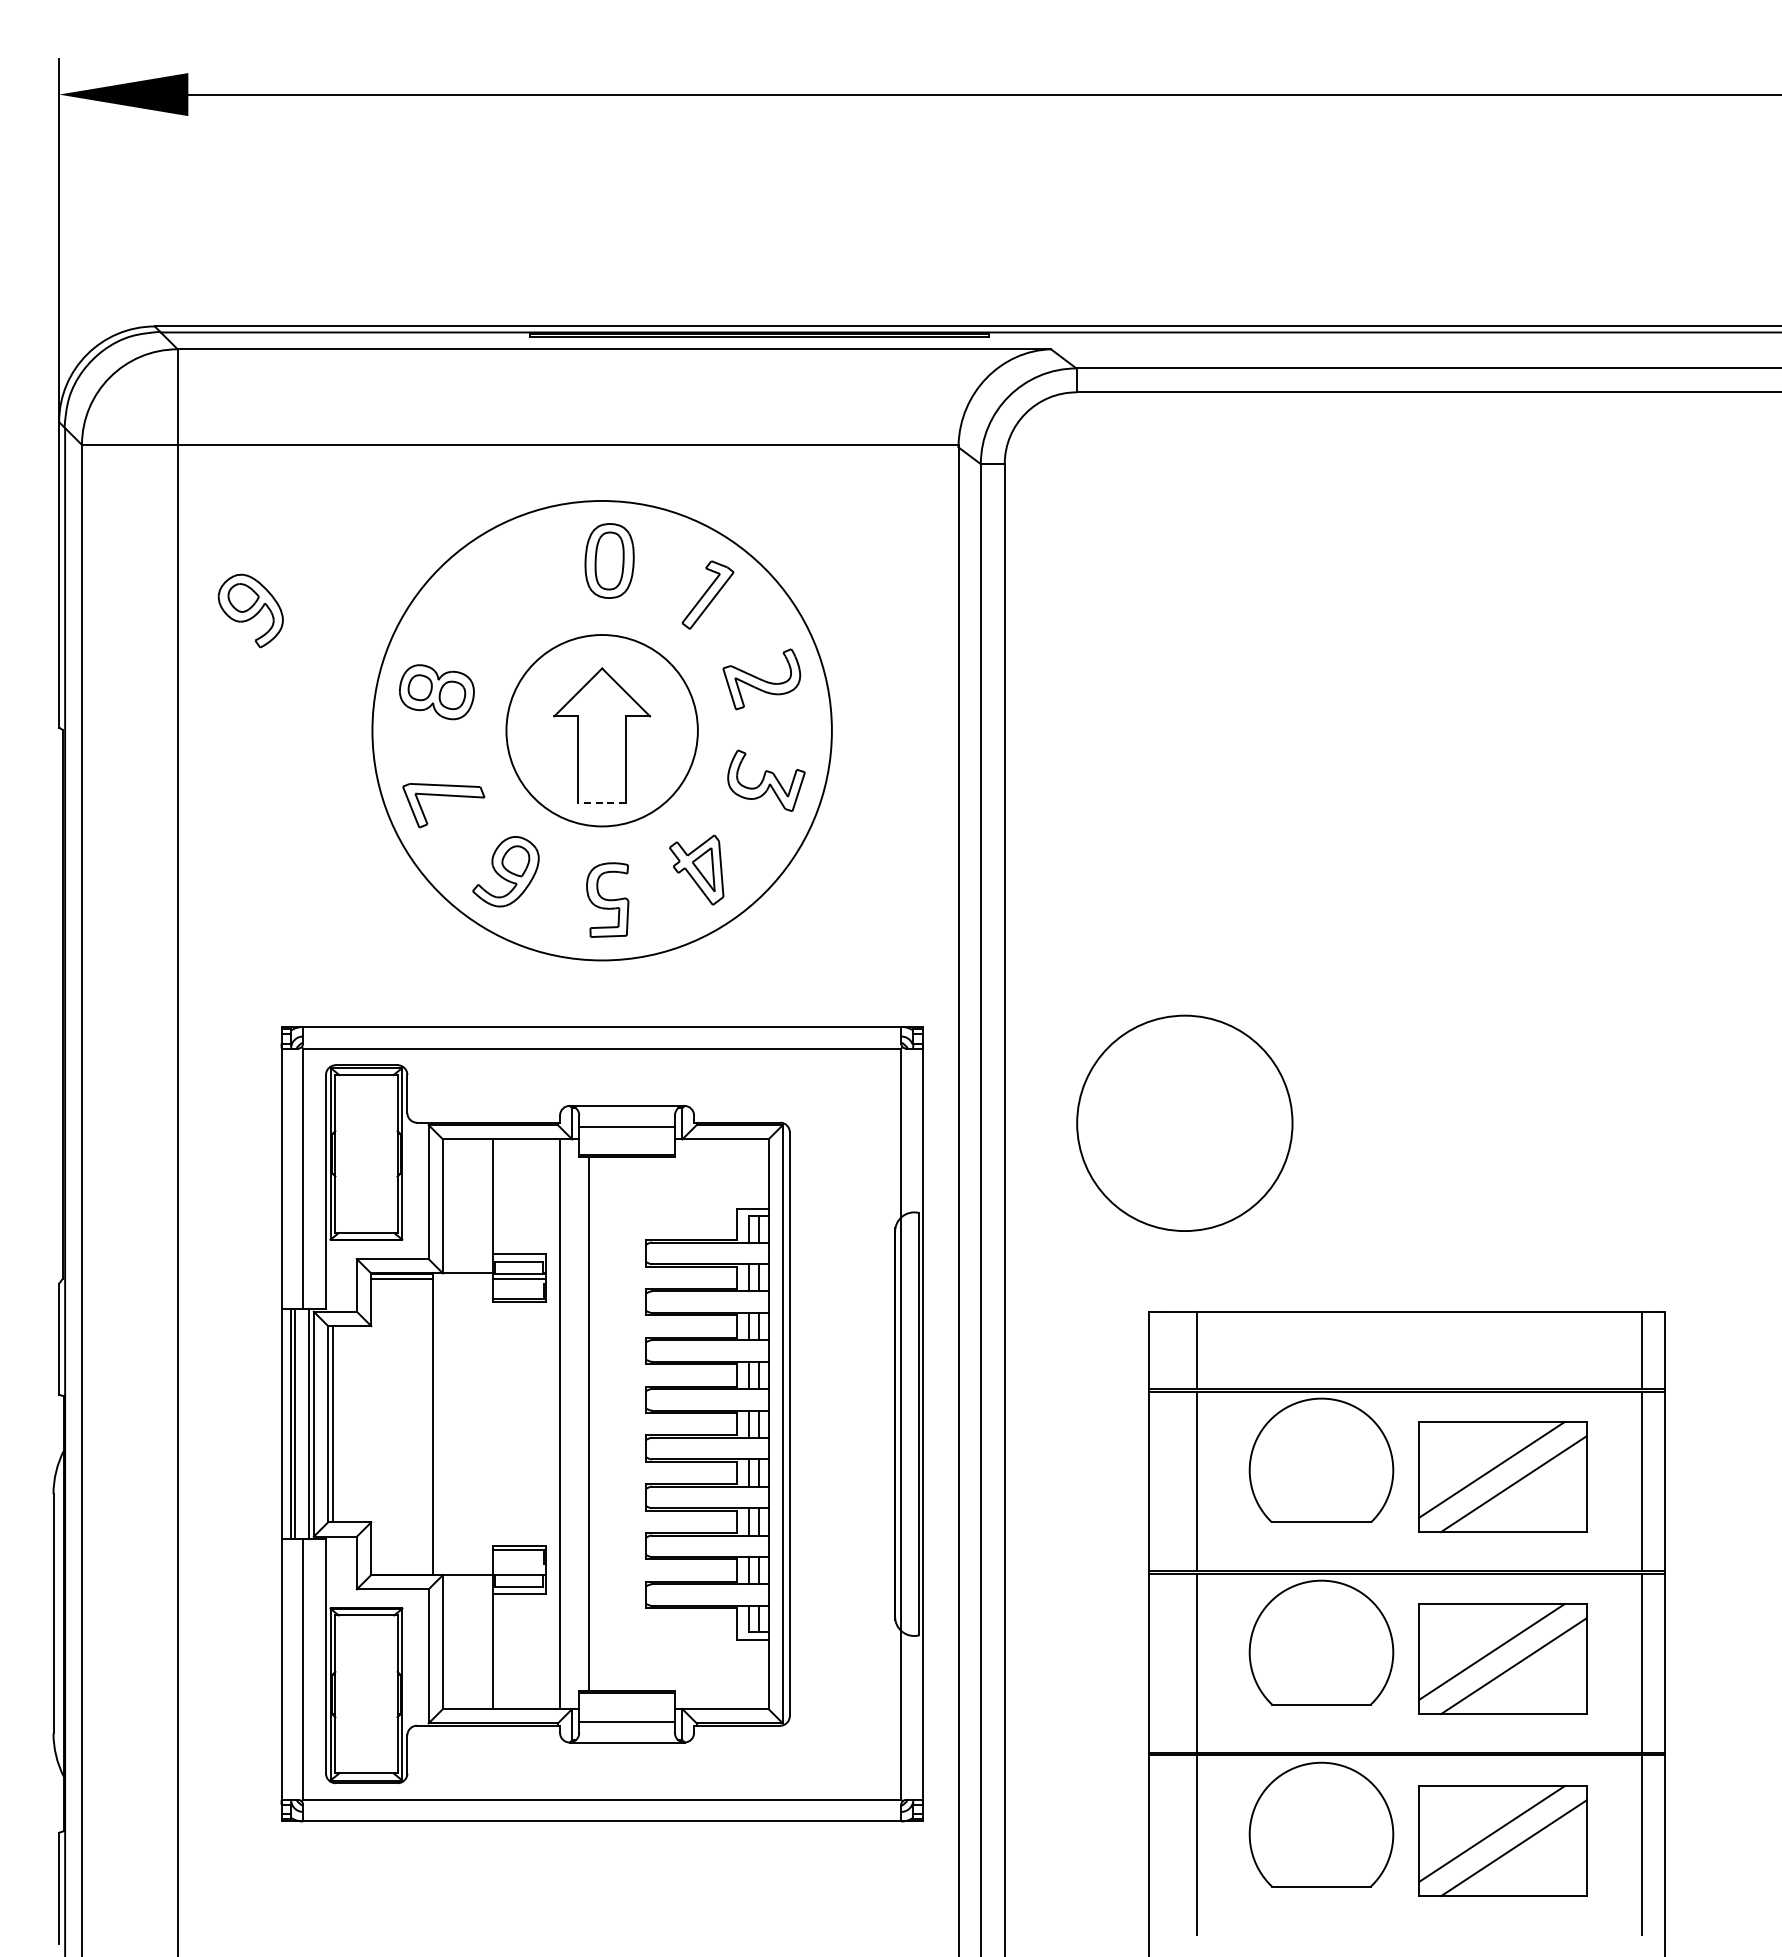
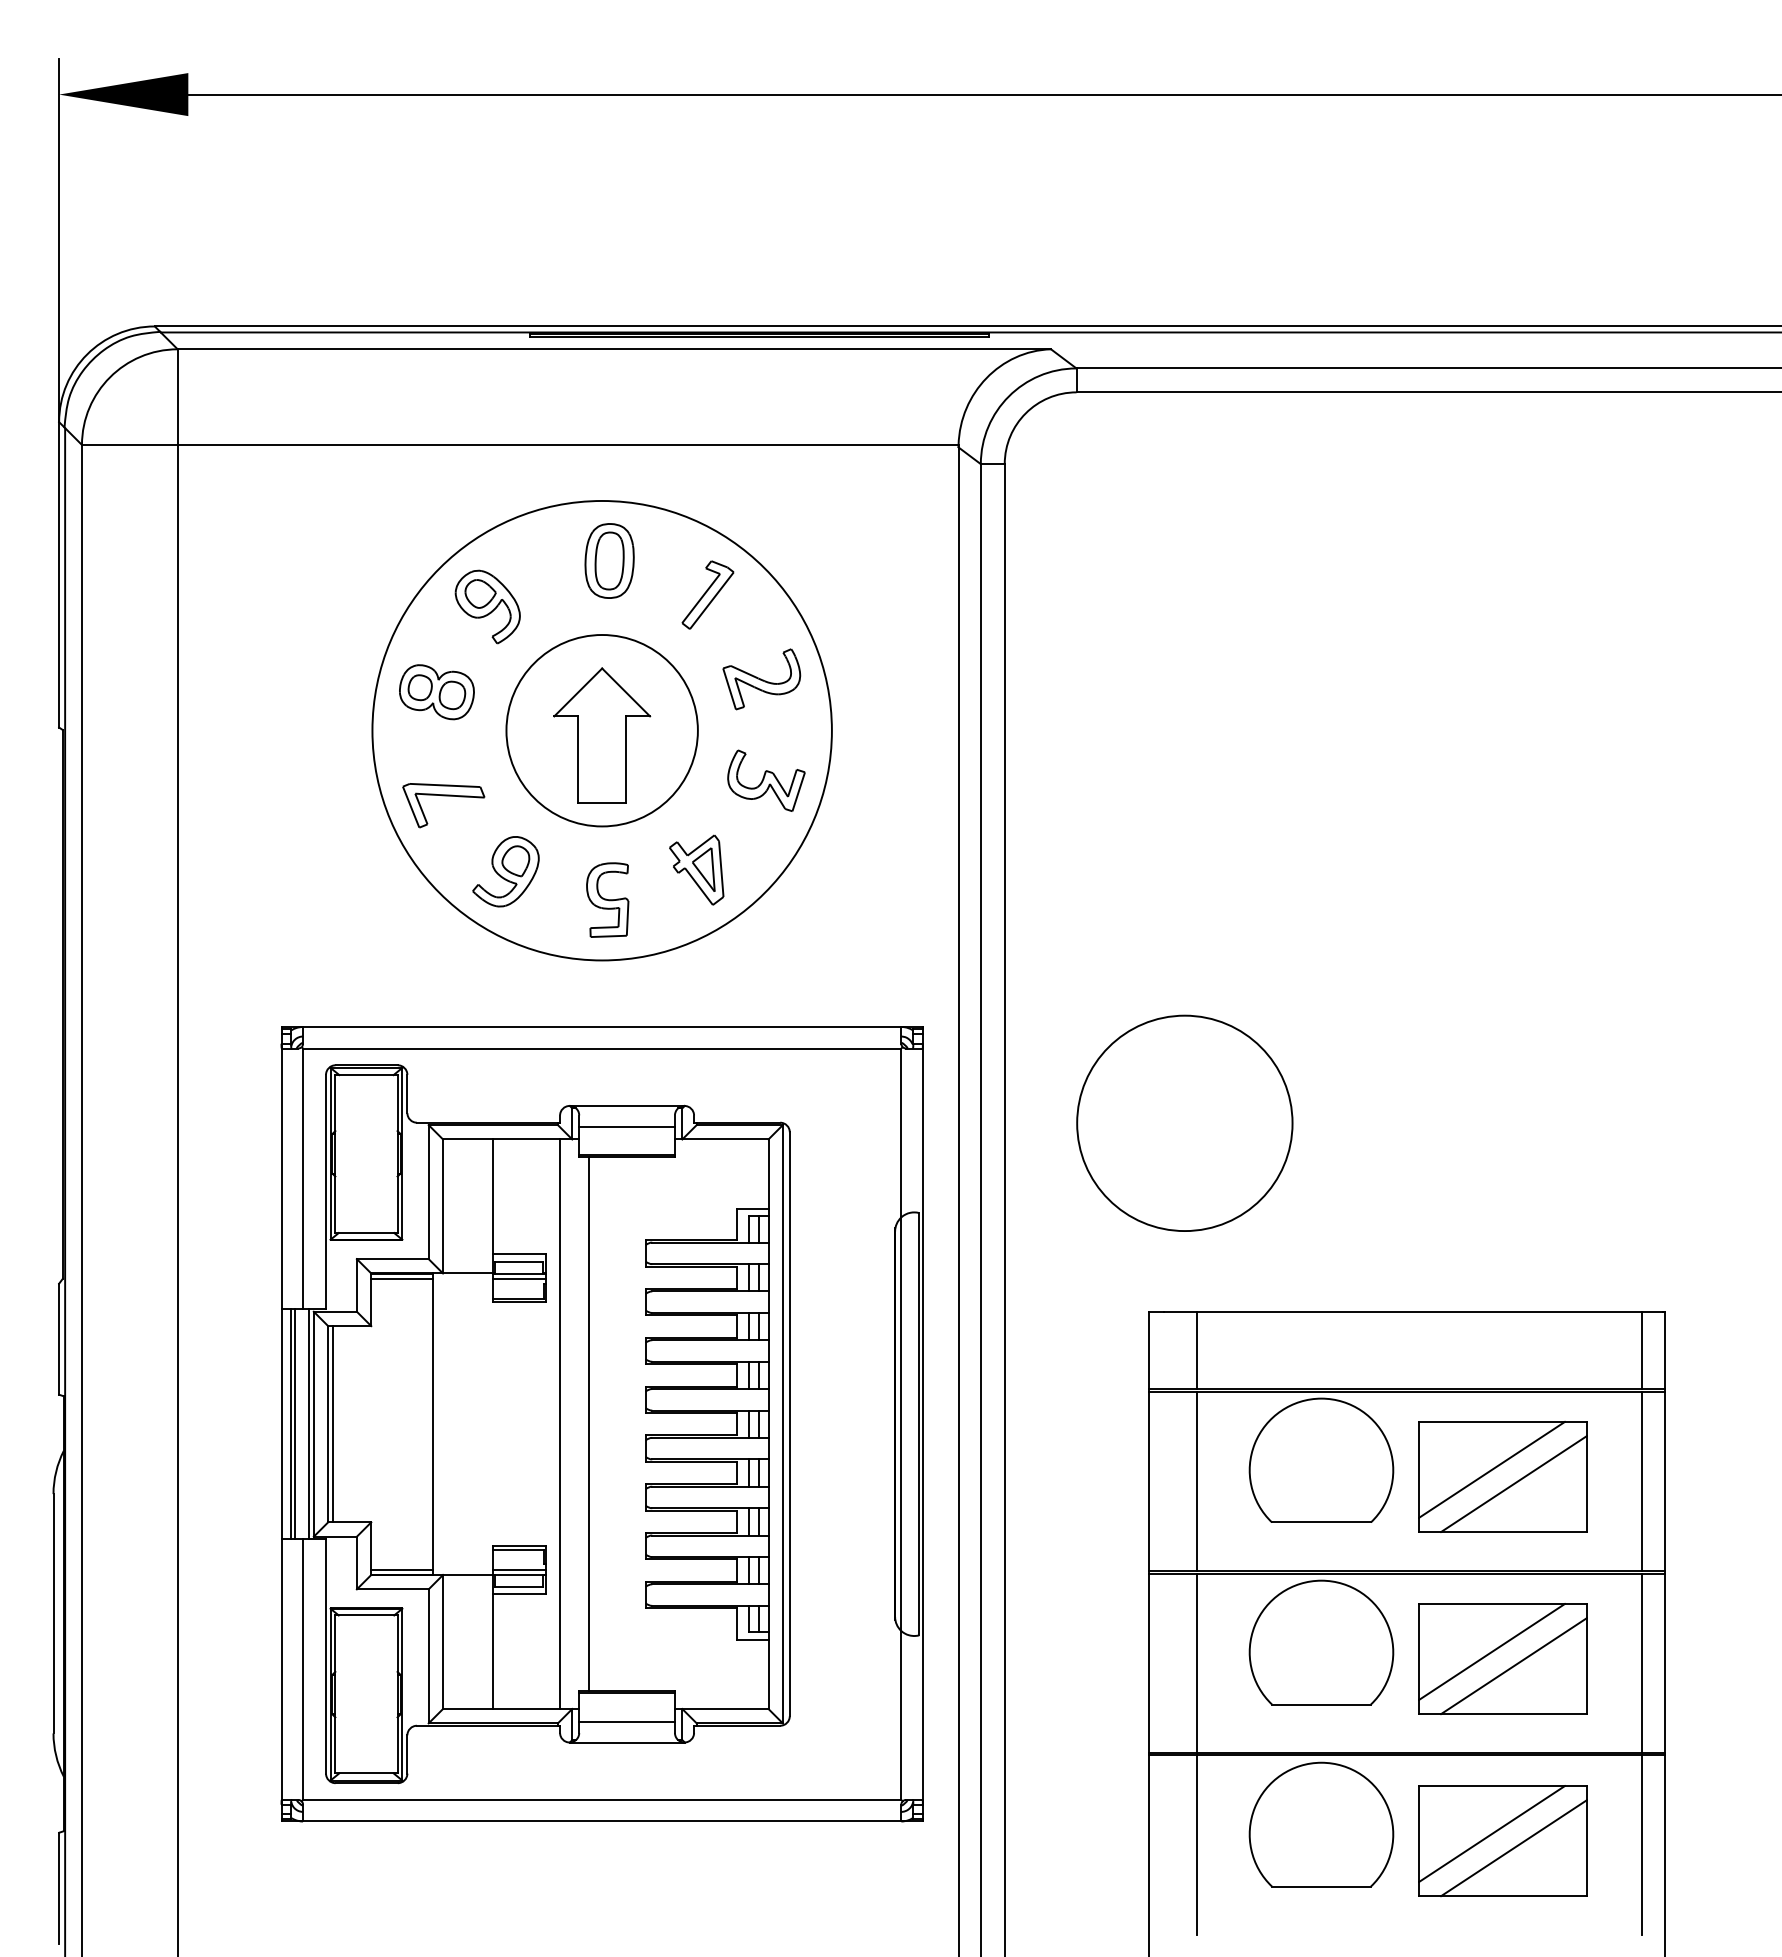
part position: (250, 610) -> (487, 606) (487, 606)
line: dashed -> solid (602, 802)
line: none -> present (402, 1569)
line: none -> present (519, 1569)
